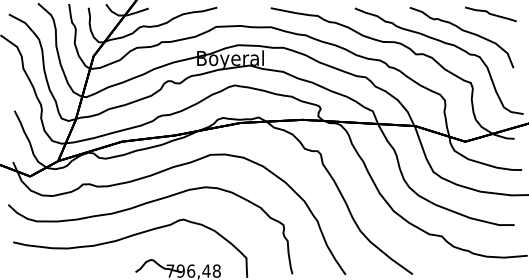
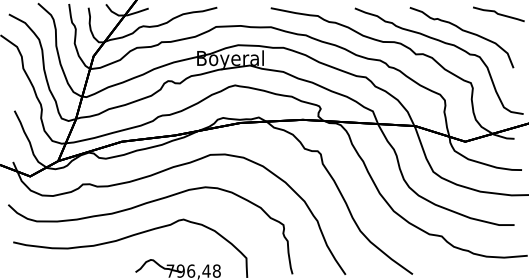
part position: (490, 14) -> (498, 14) (498, 14)
